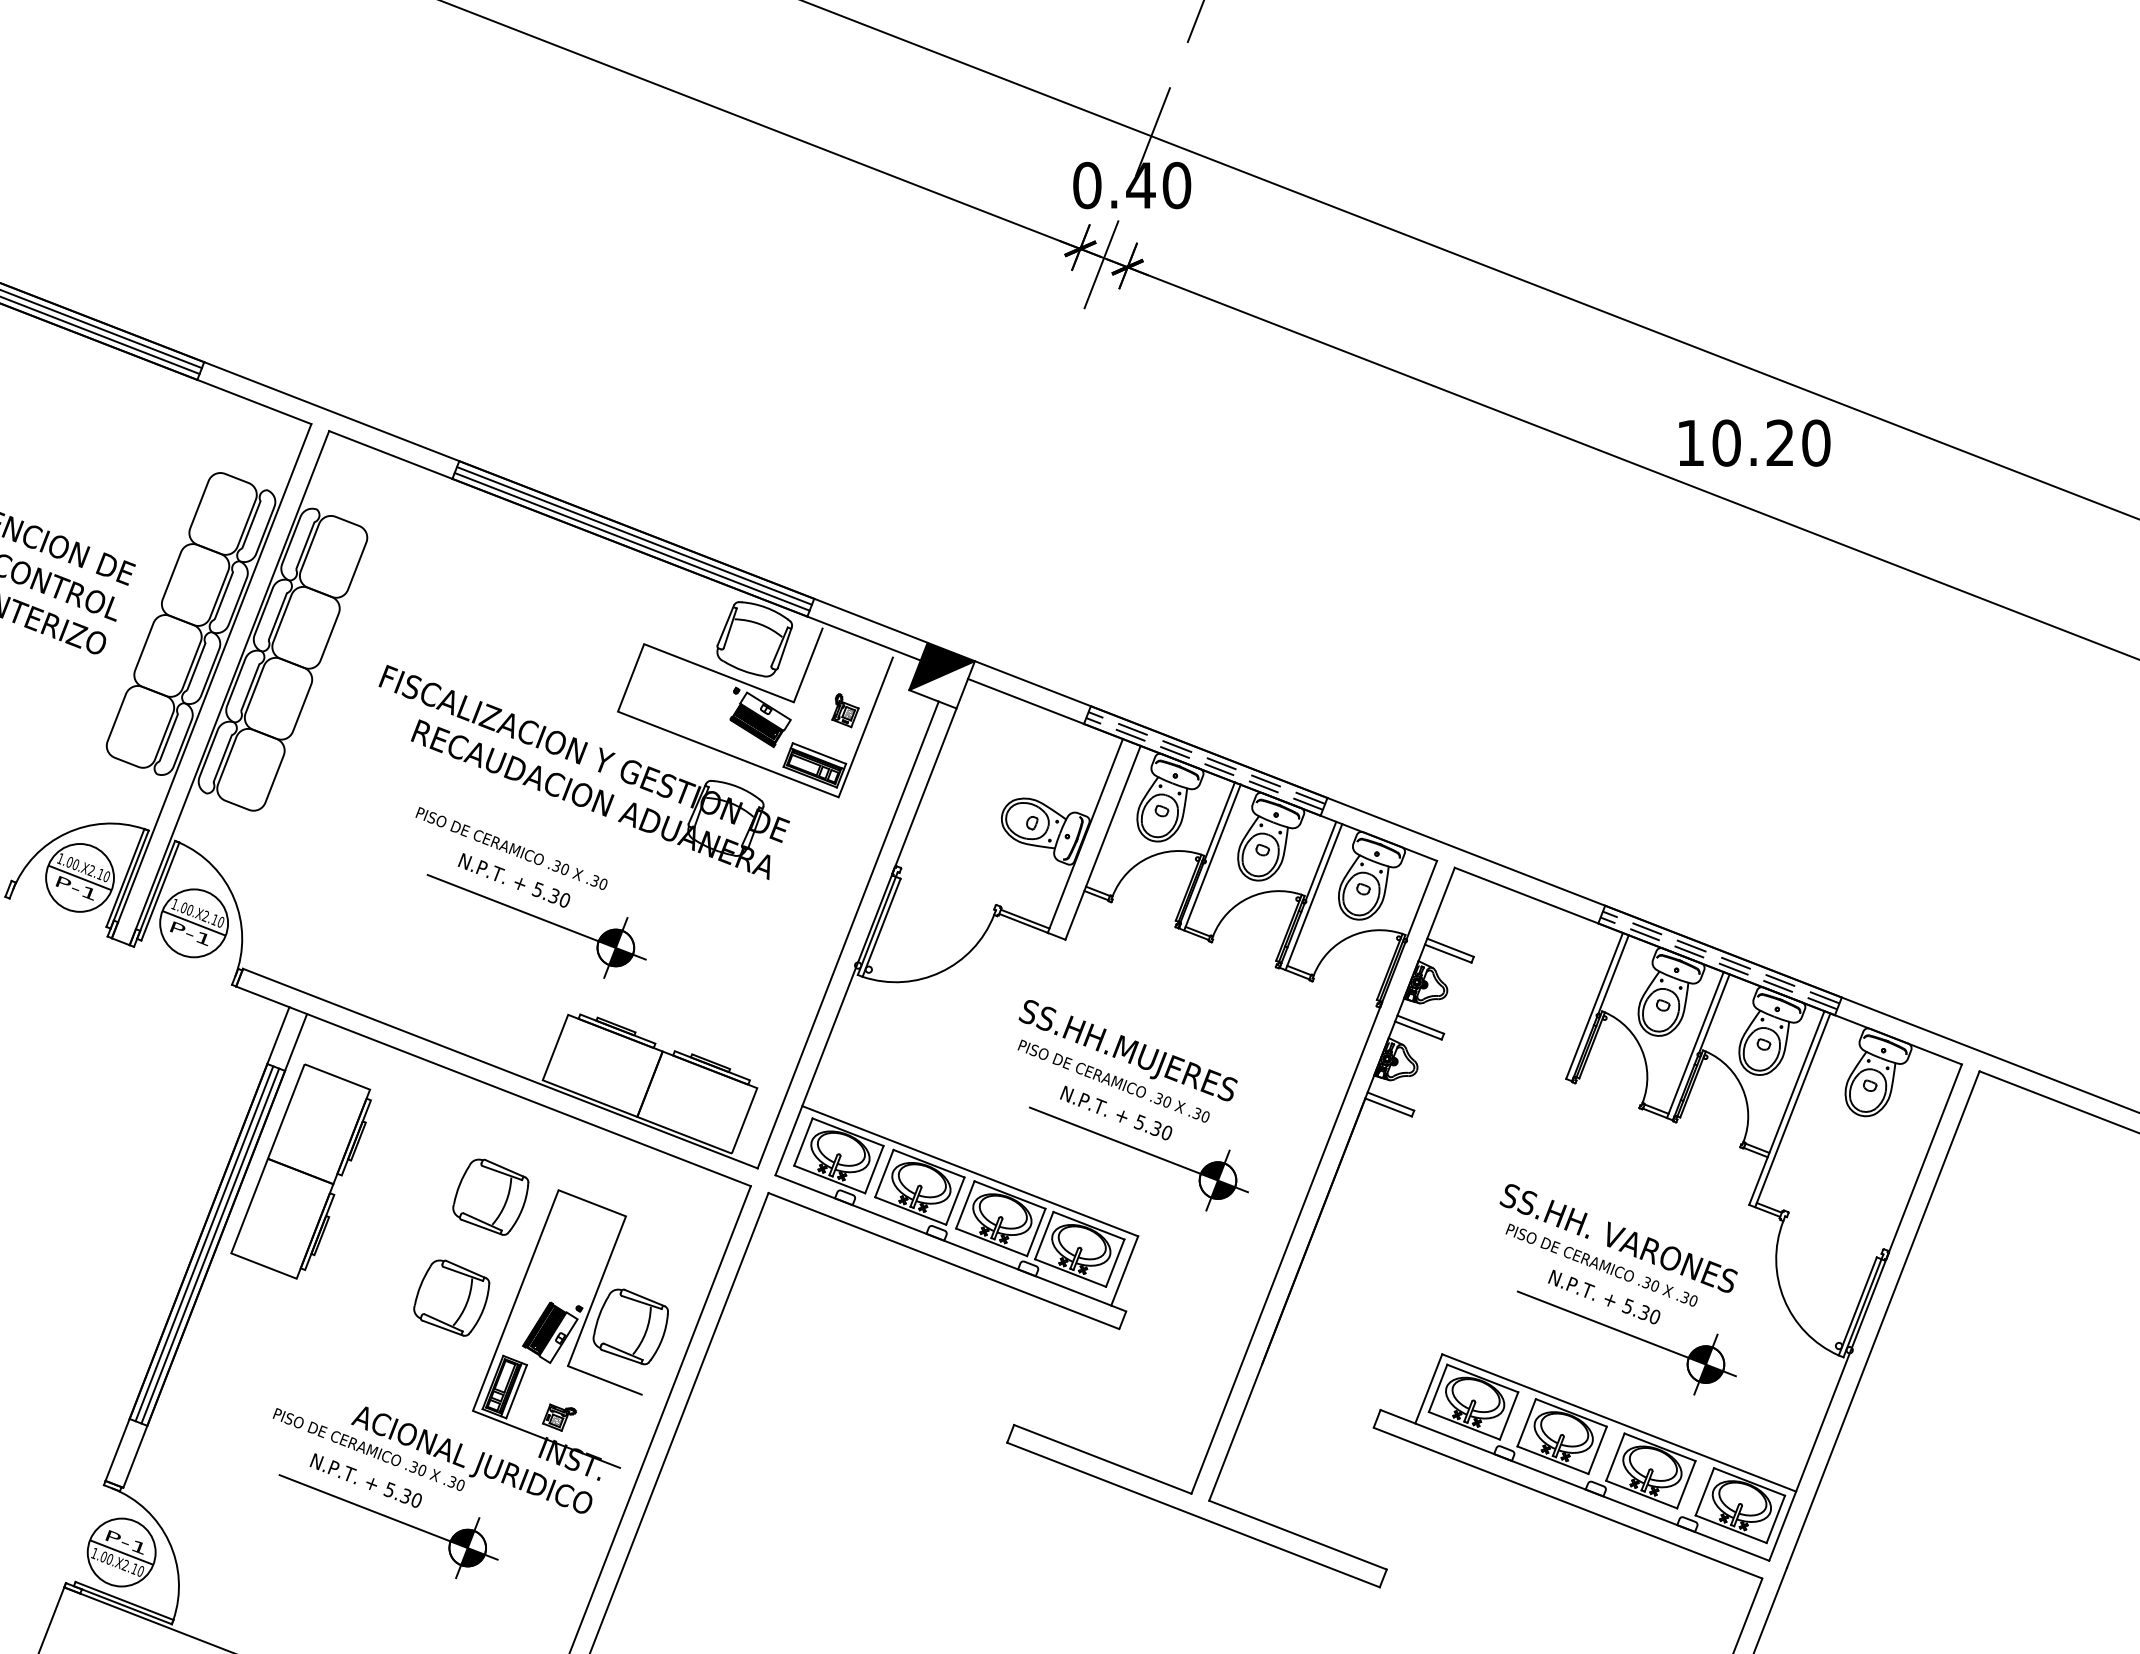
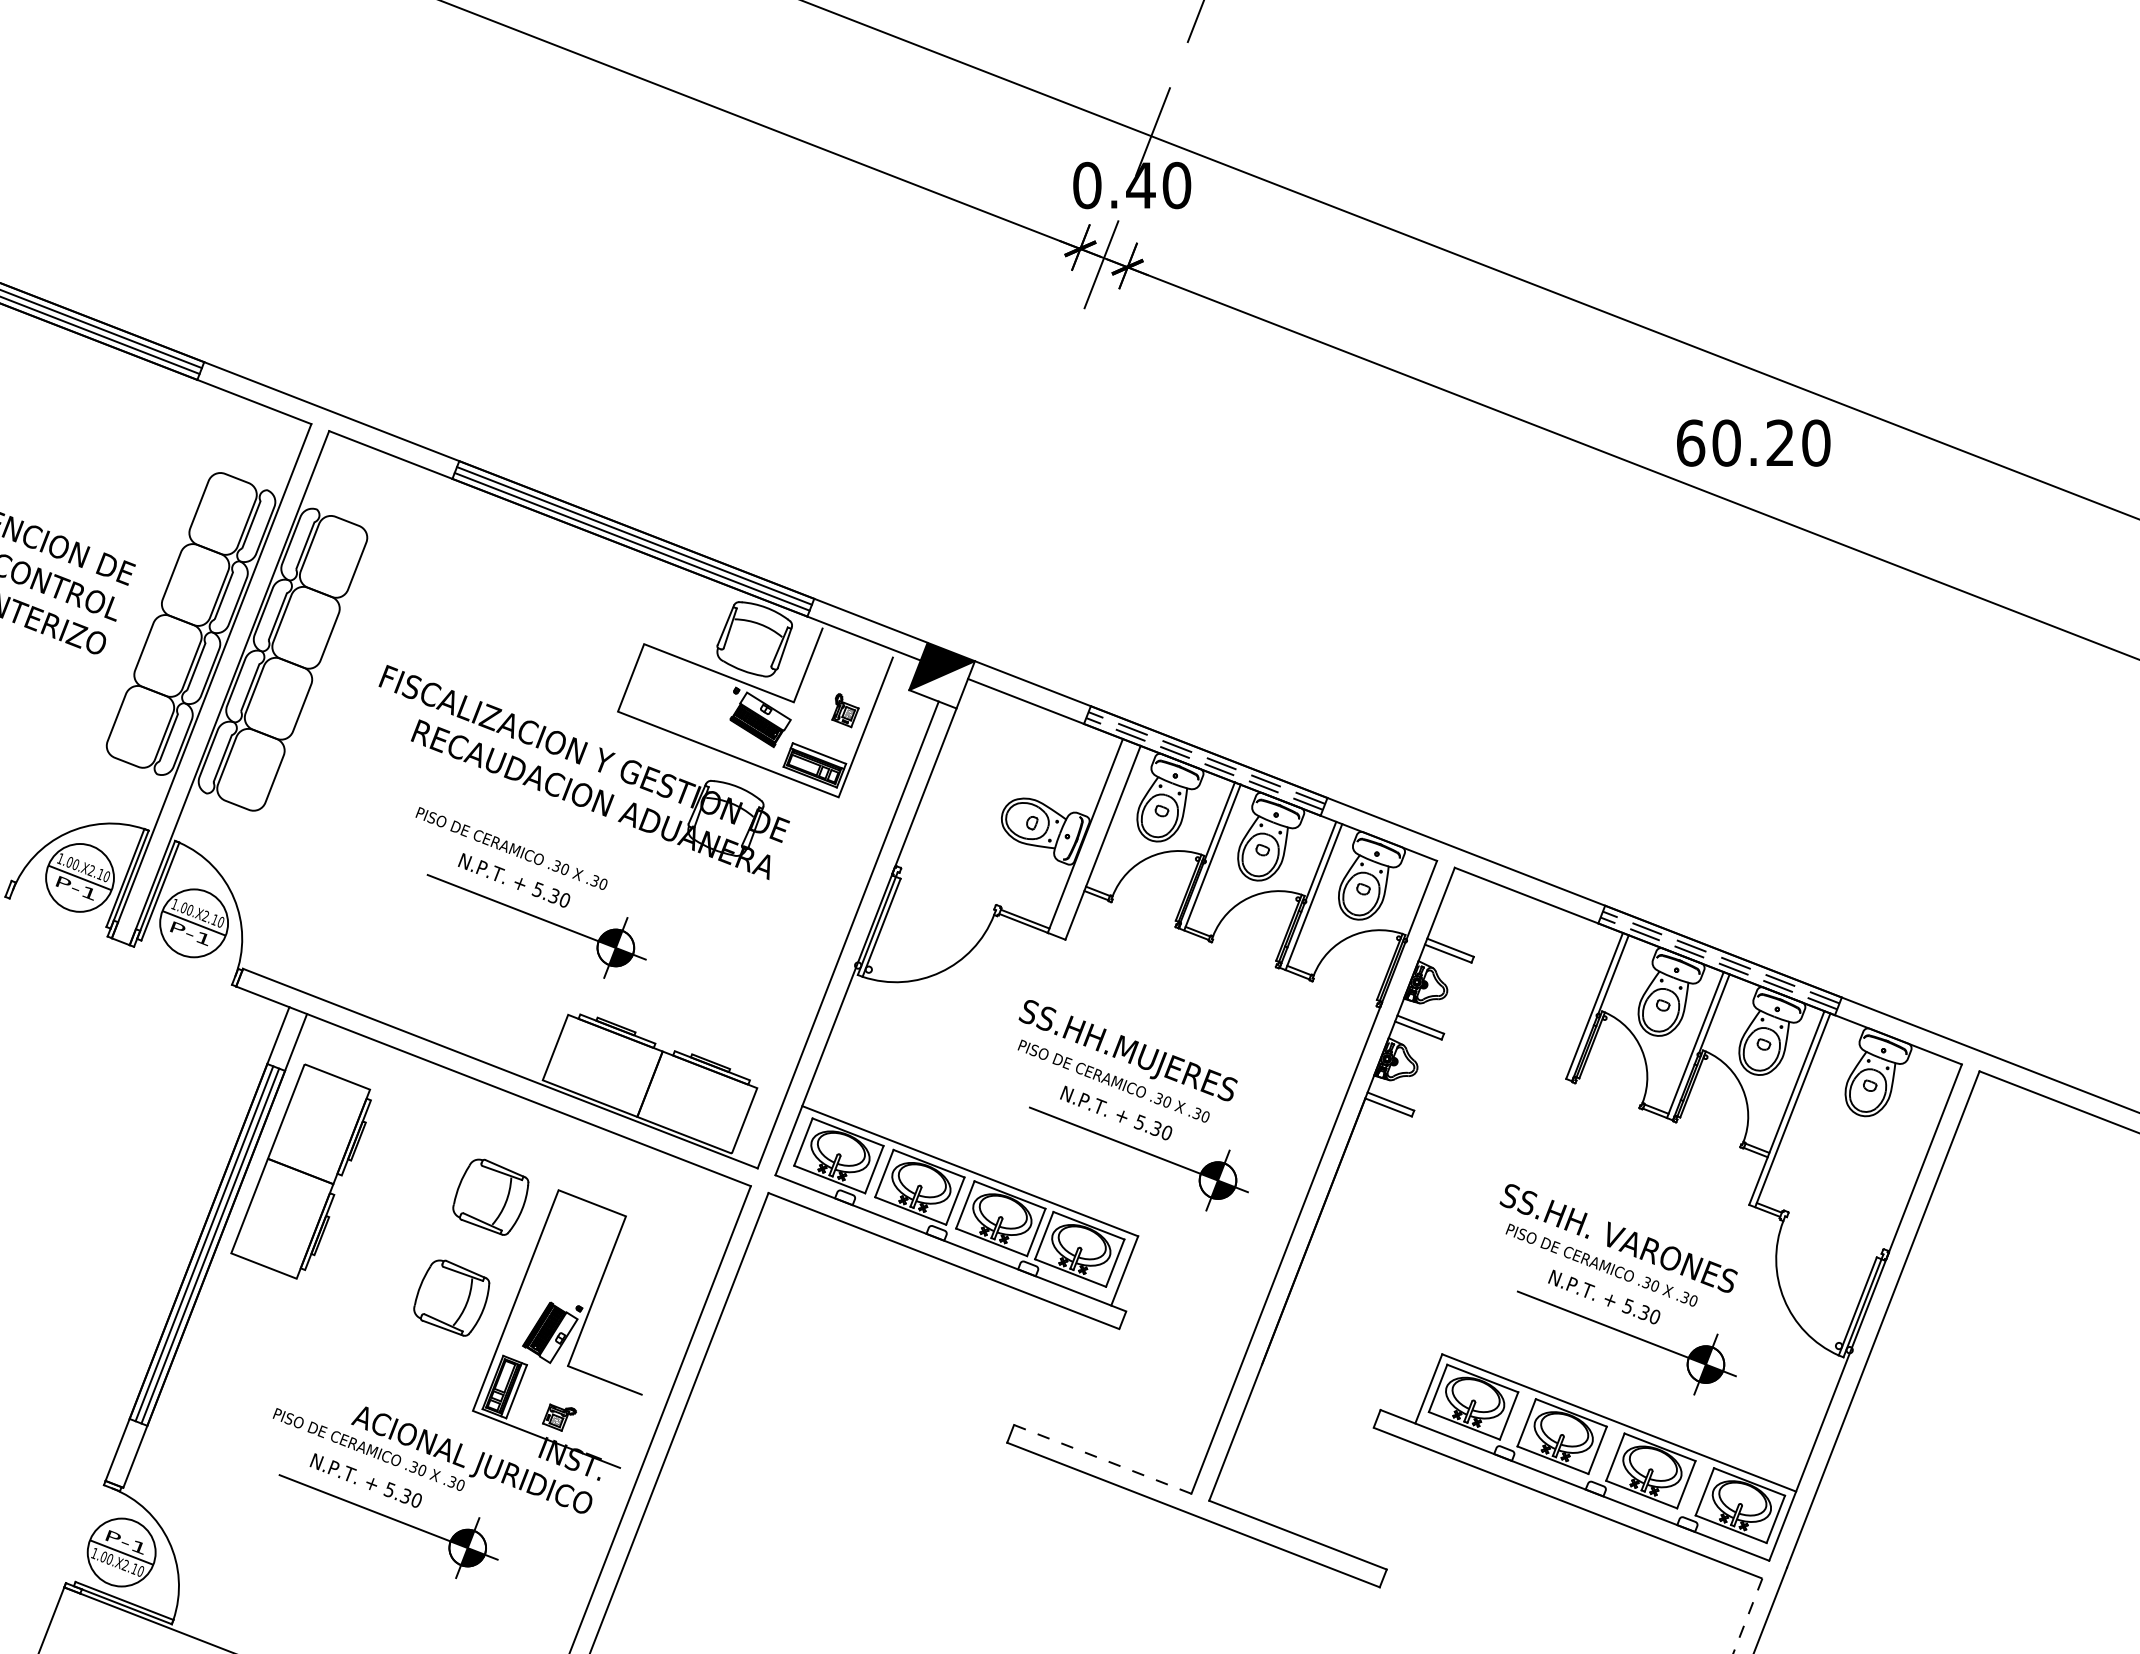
text: 10.20 -> 60.20 (1691, 442)
part: present -> none (630, 1326)
line: solid -> dashed (1102, 1459)
line: solid -> dashed (1747, 1616)
